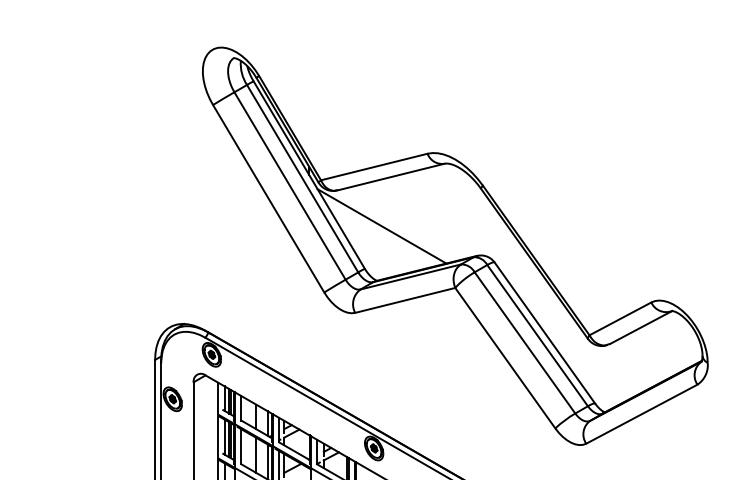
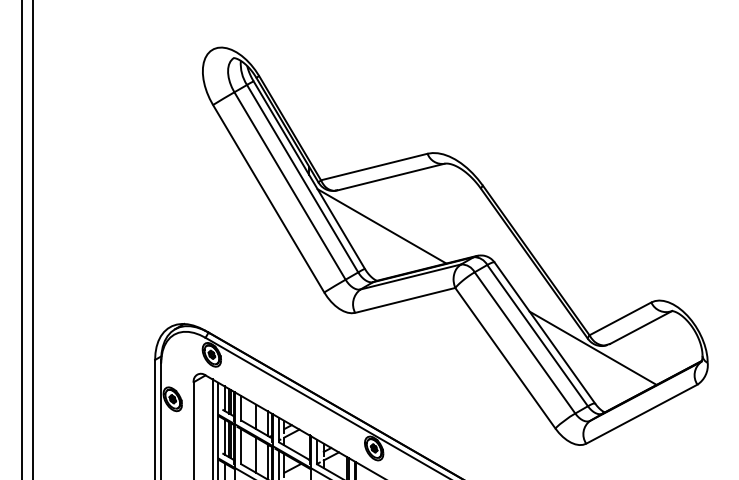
line: none -> present (22, 239)
line: none -> present (32, 239)
line: none -> present (592, 347)
line: none -> present (212, 427)
